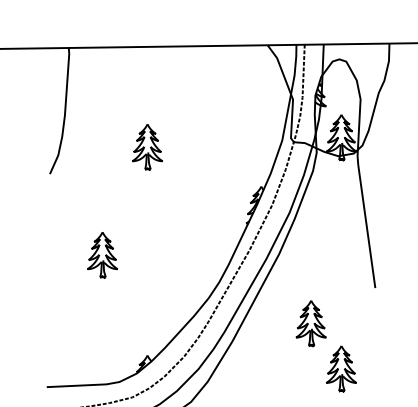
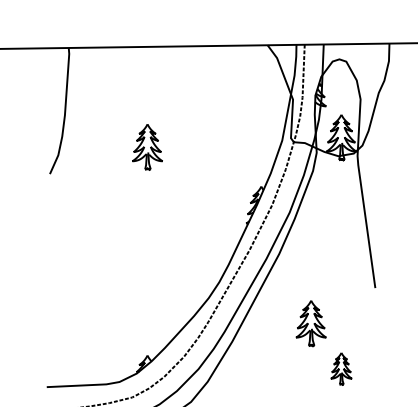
part: present -> none (102, 255)
part size: 31x48 px -> 23x34 px (341, 368)
